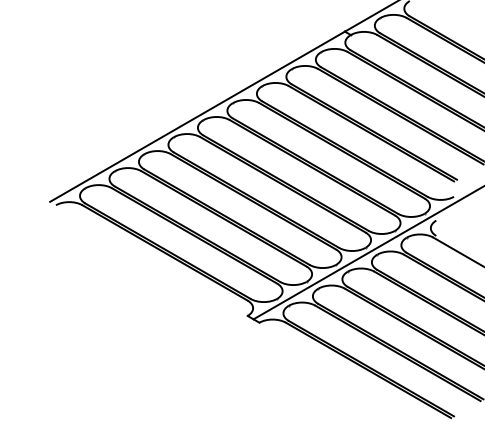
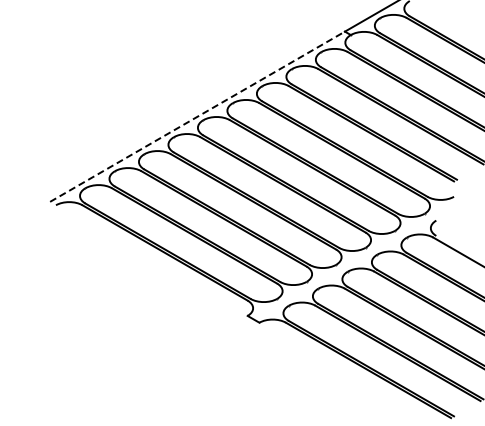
line: solid -> dashed (197, 116)
line: present -> none (367, 253)
